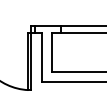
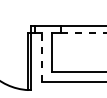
line: solid -> dashed (83, 33)
line: solid -> dashed (42, 57)
